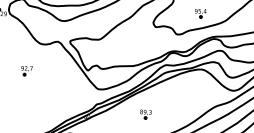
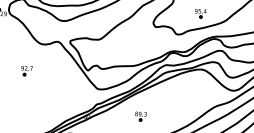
part position: (145, 114) -> (140, 116) (140, 116)
